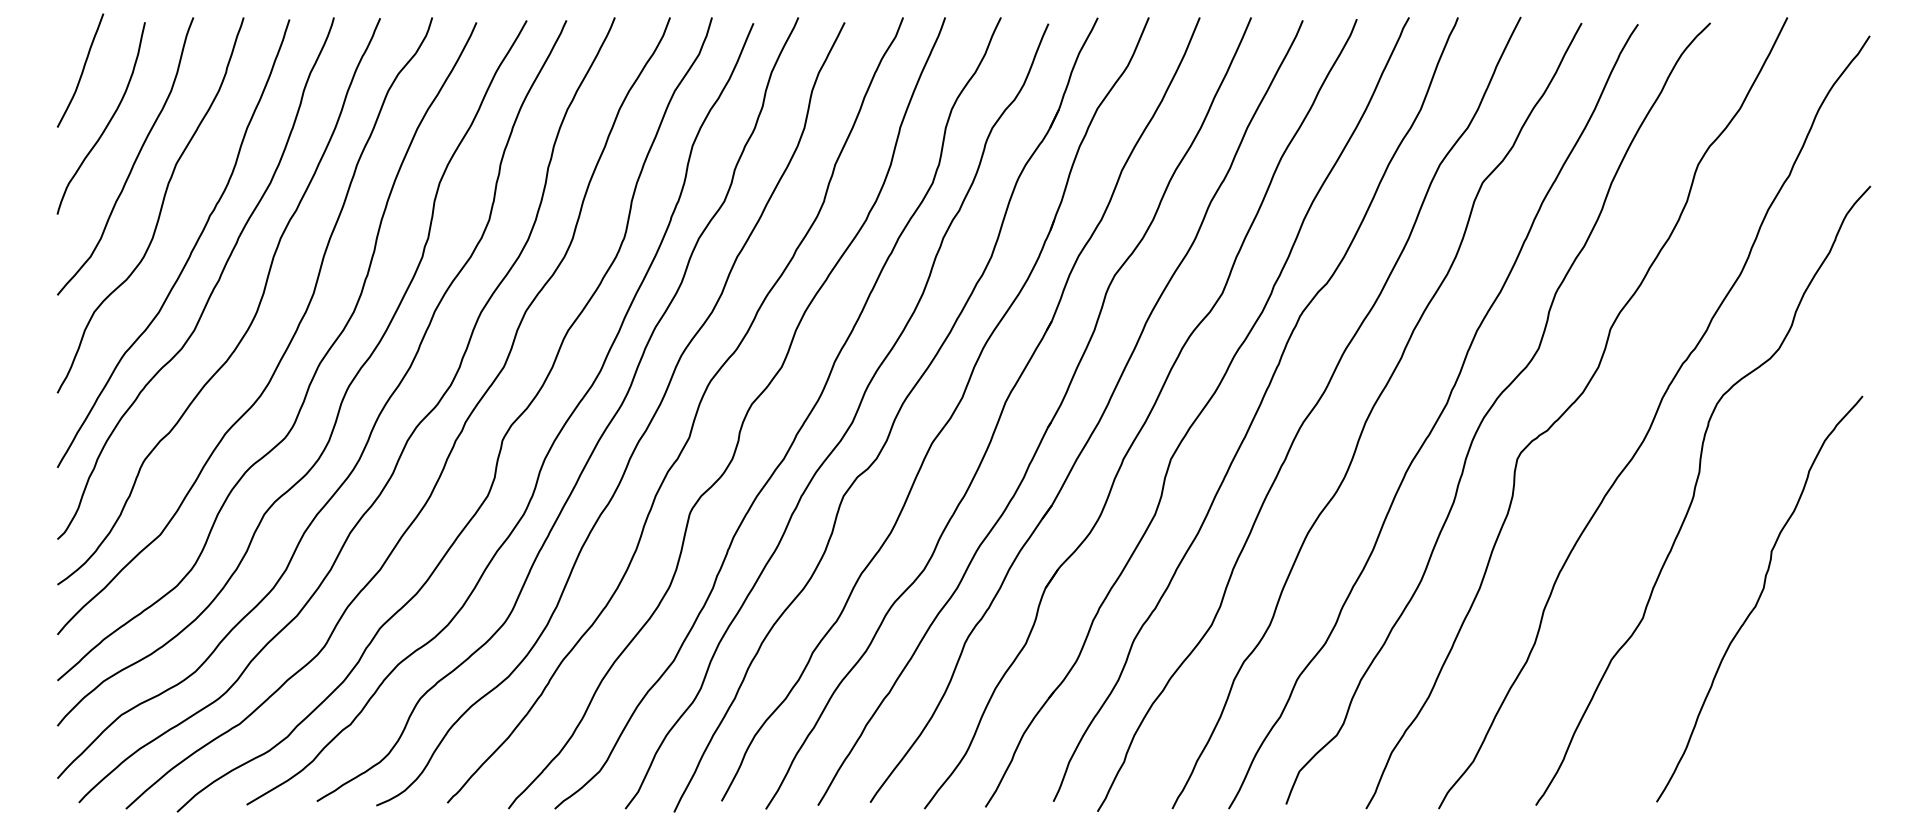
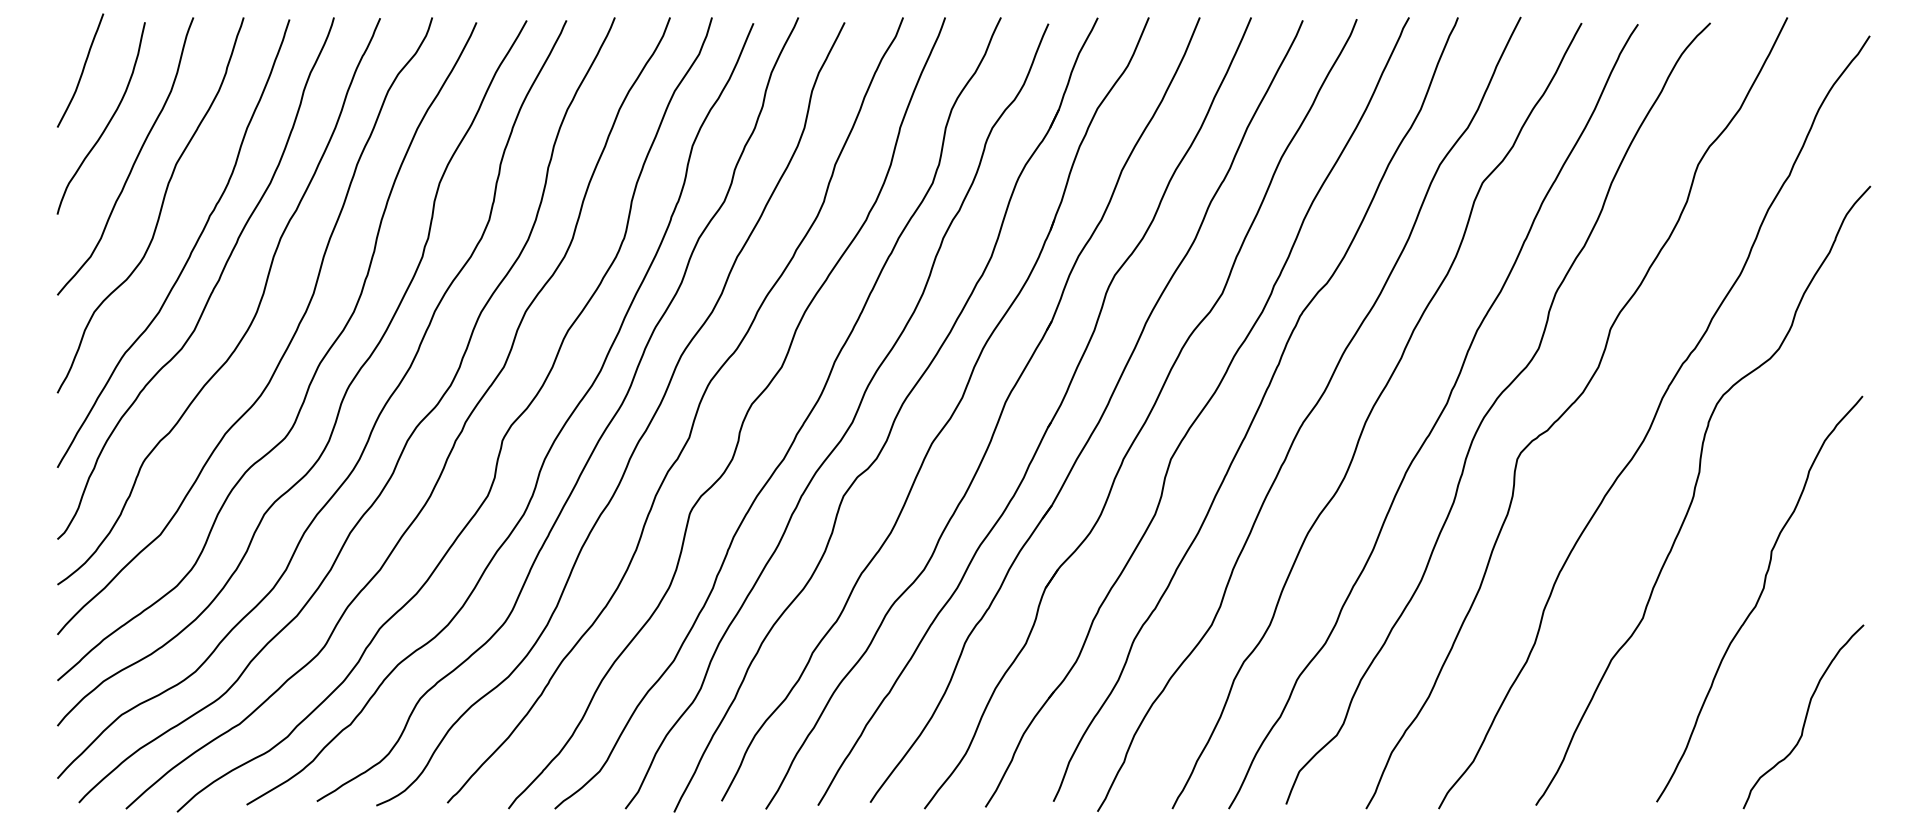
curve: none -> present (1805, 716)
